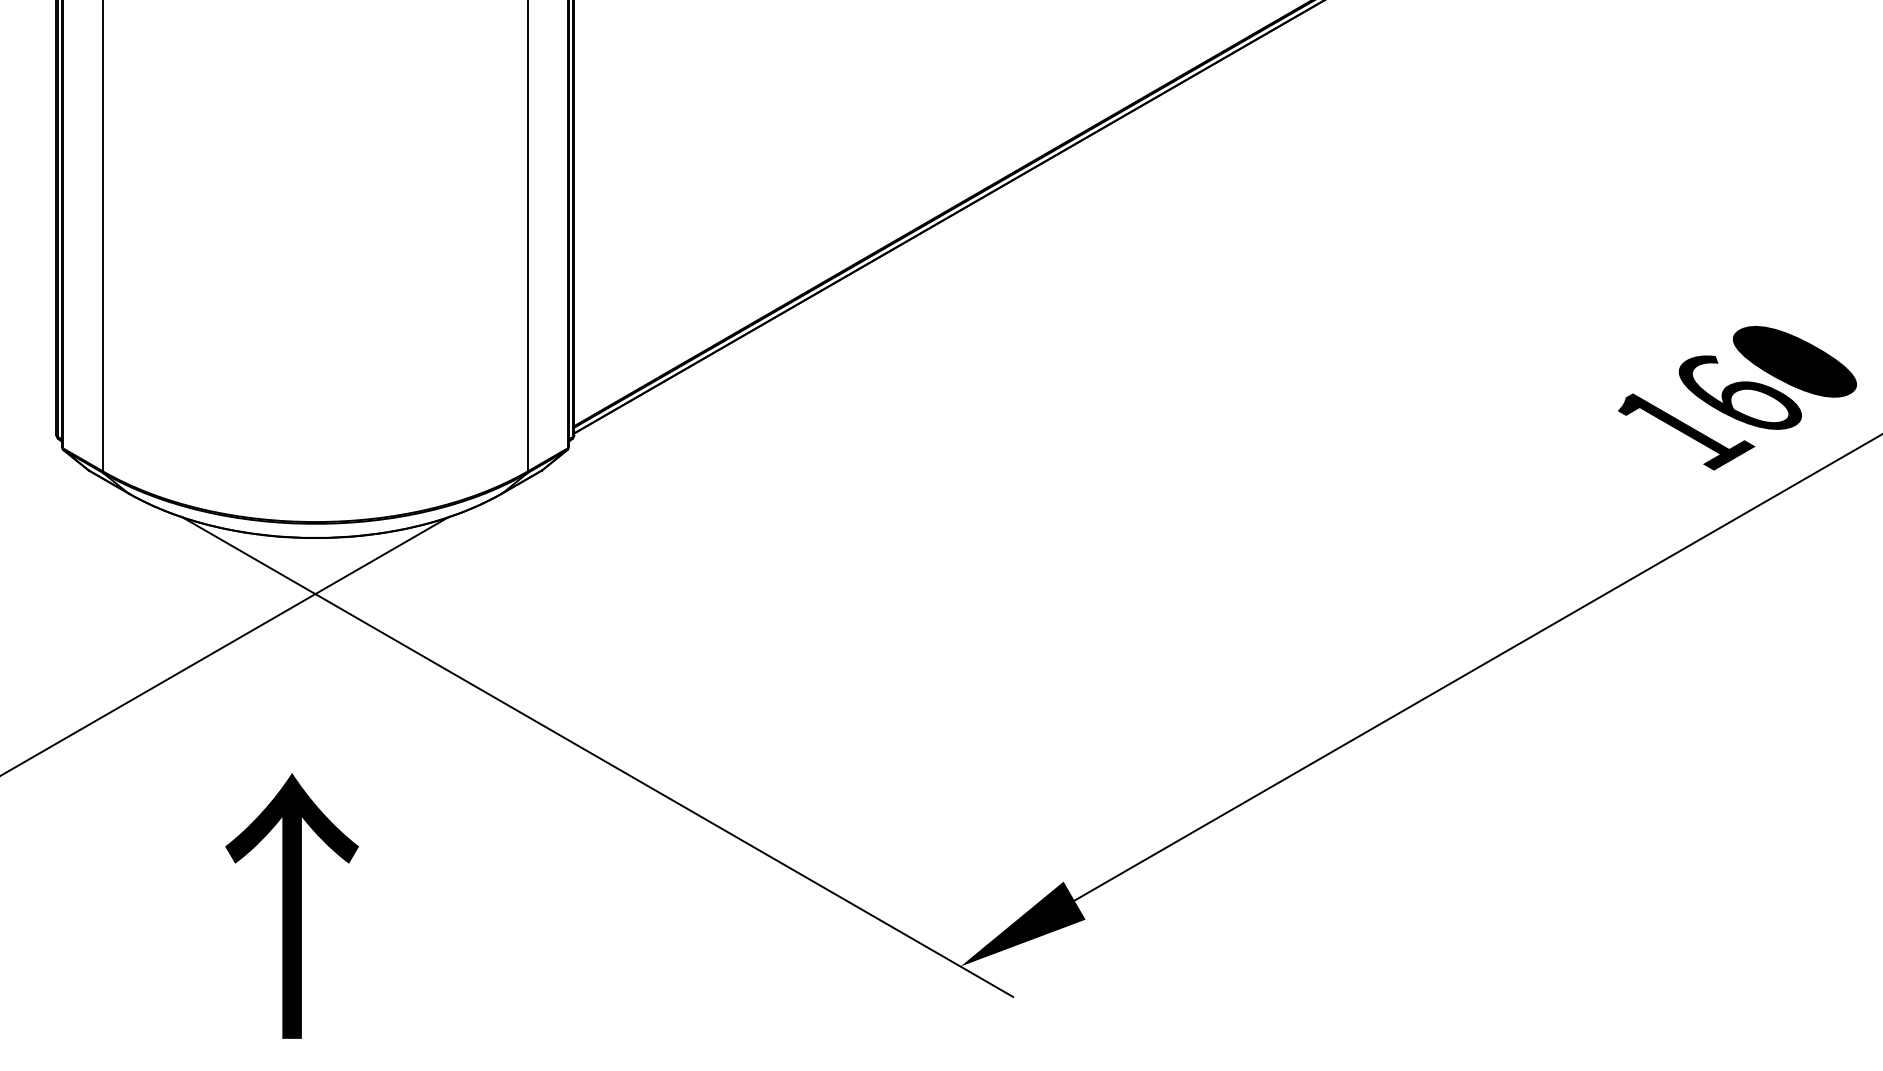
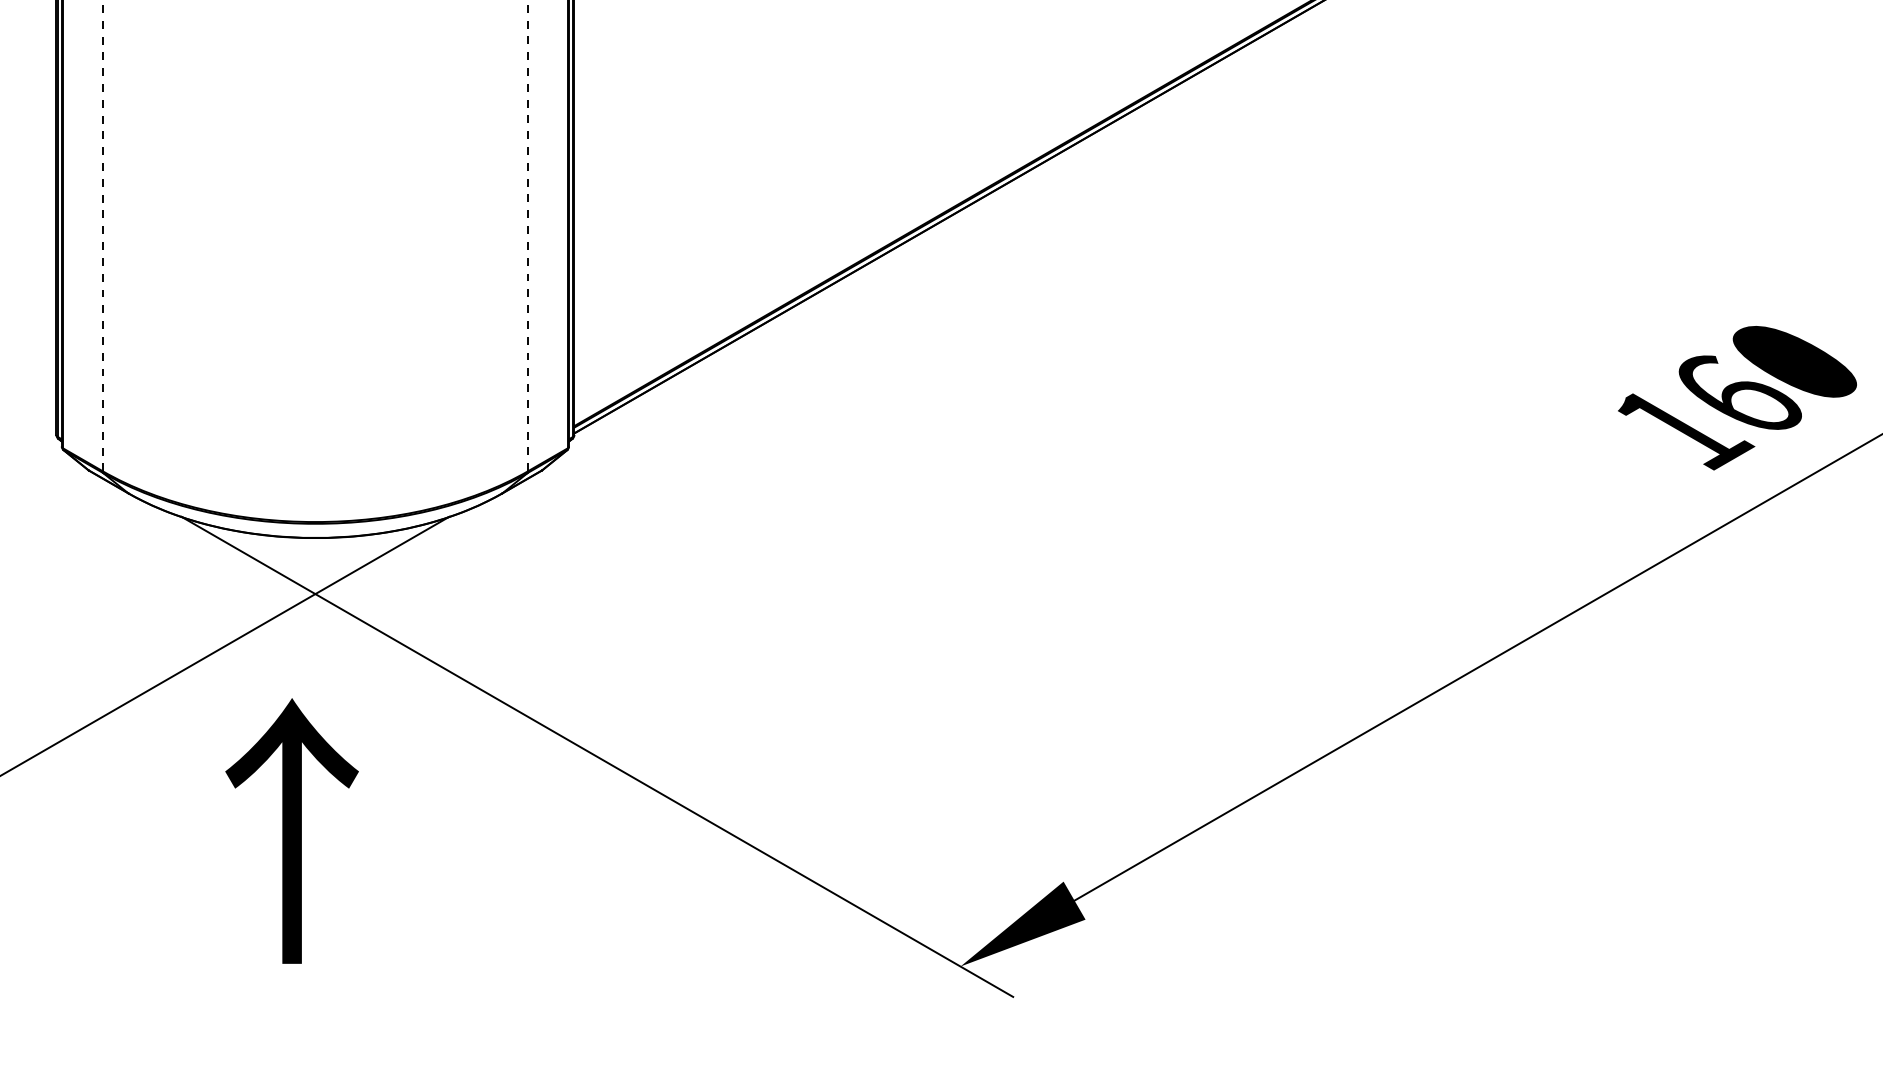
line: solid -> dashed (528, 235)
line: solid -> dashed (102, 236)
text position: (291, 905) -> (291, 830) (291, 830)
